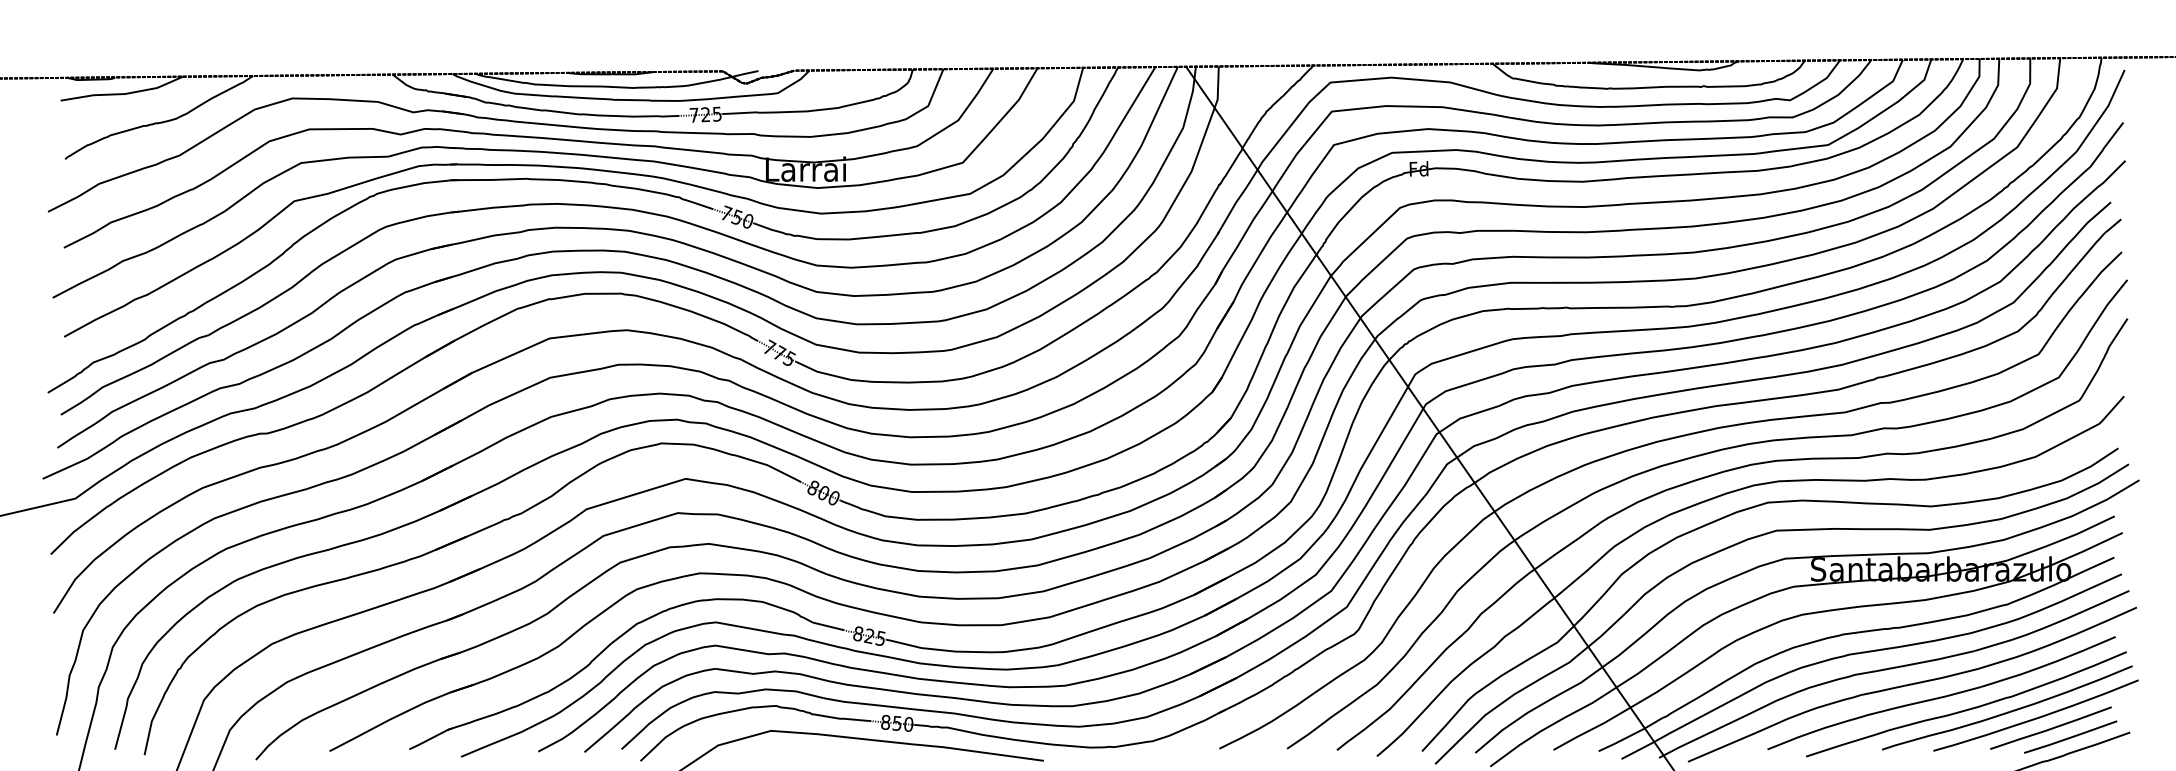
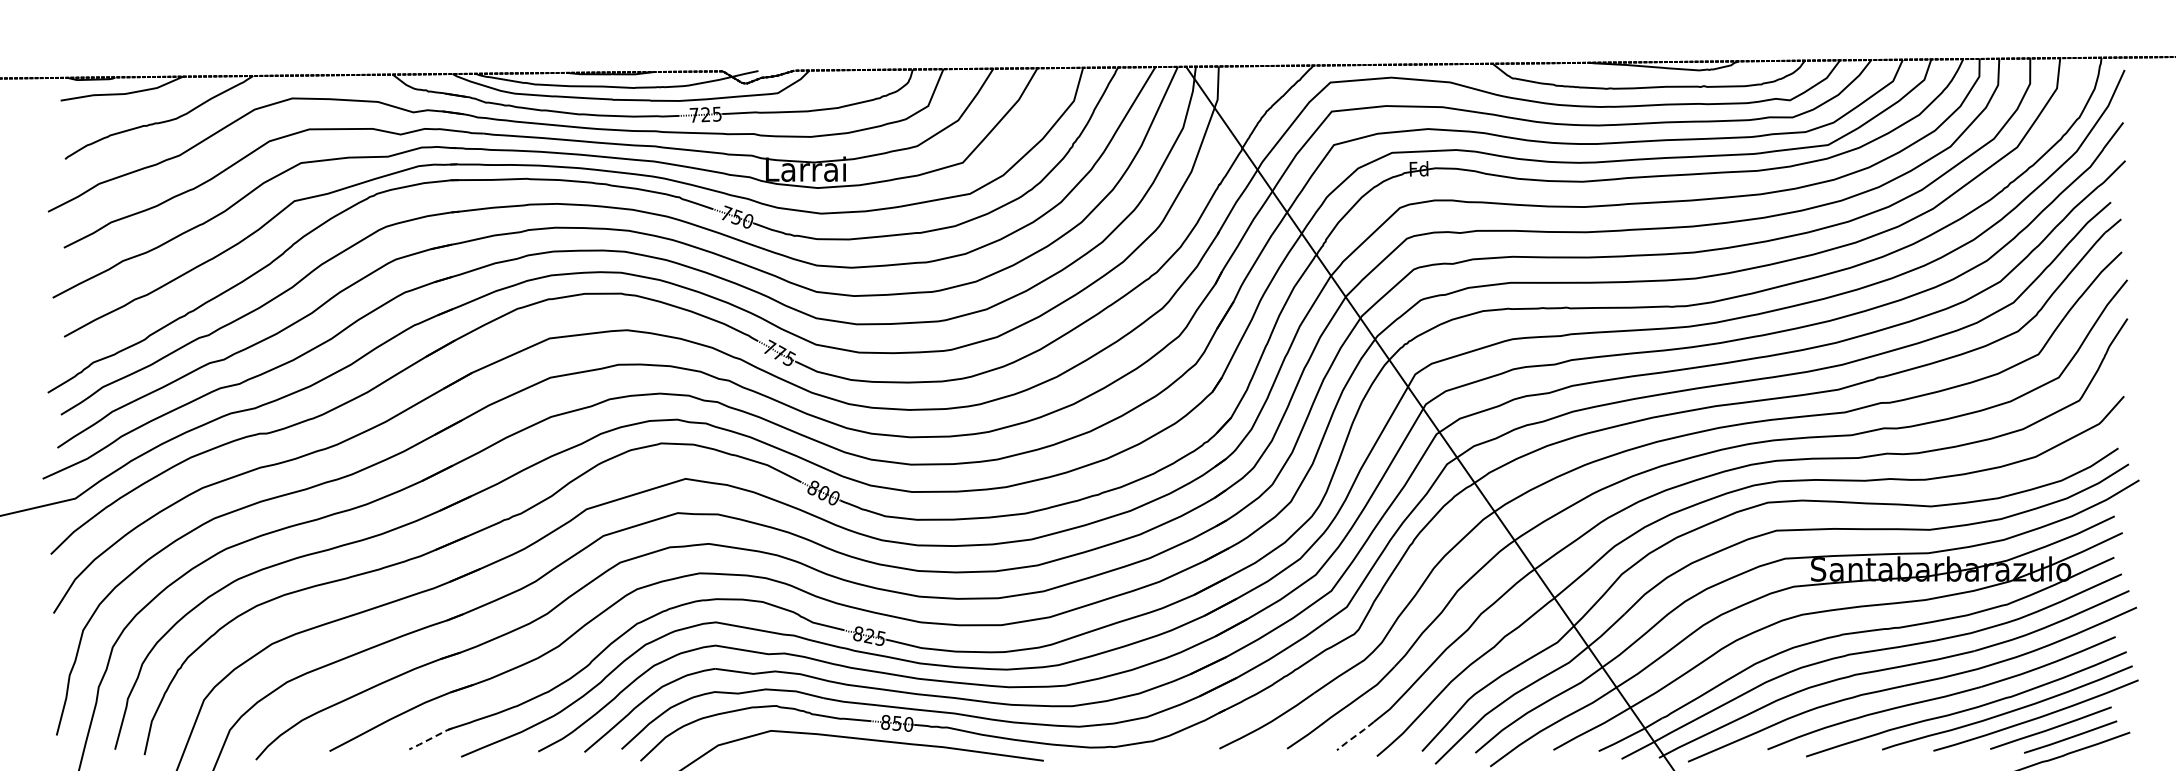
line: solid -> dashed (1355, 736)
line: solid -> dashed (430, 739)
